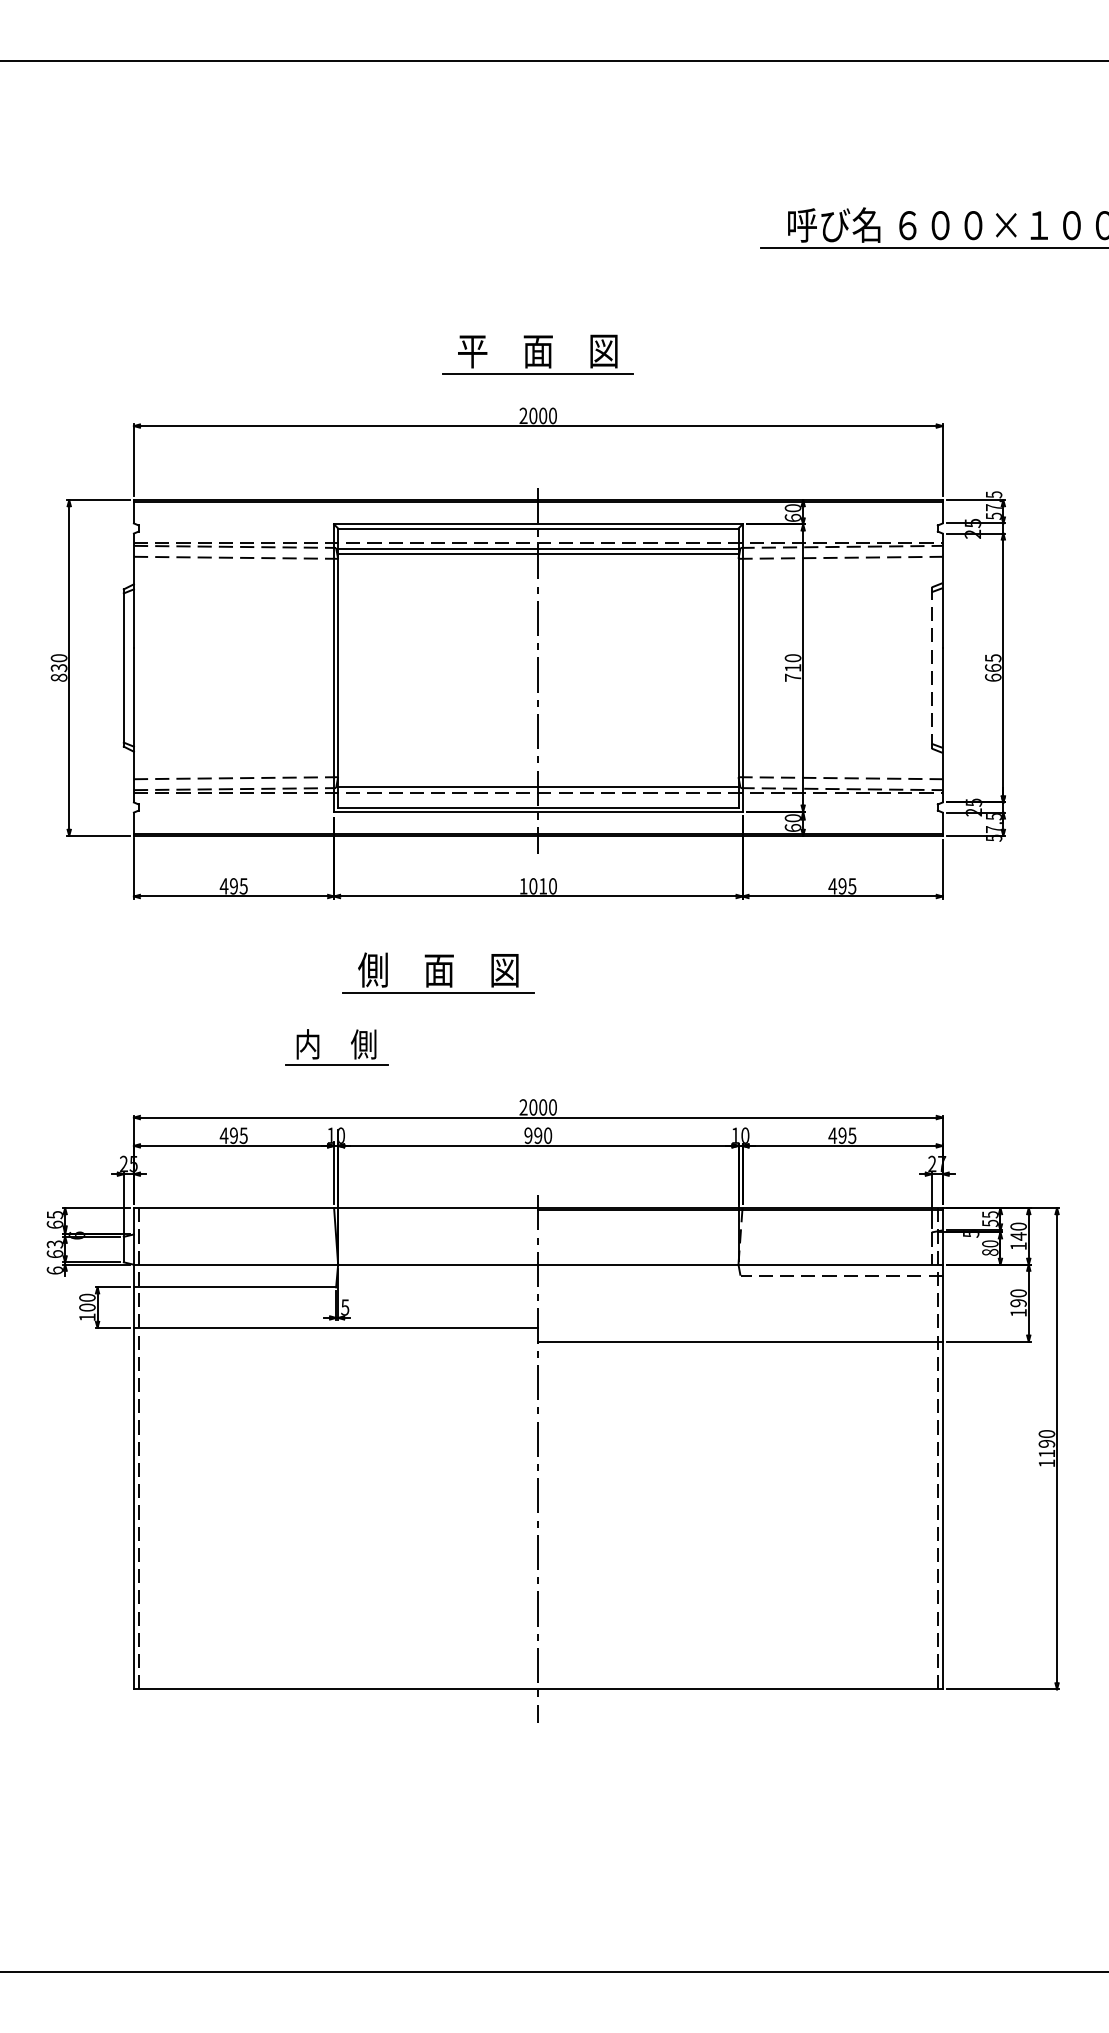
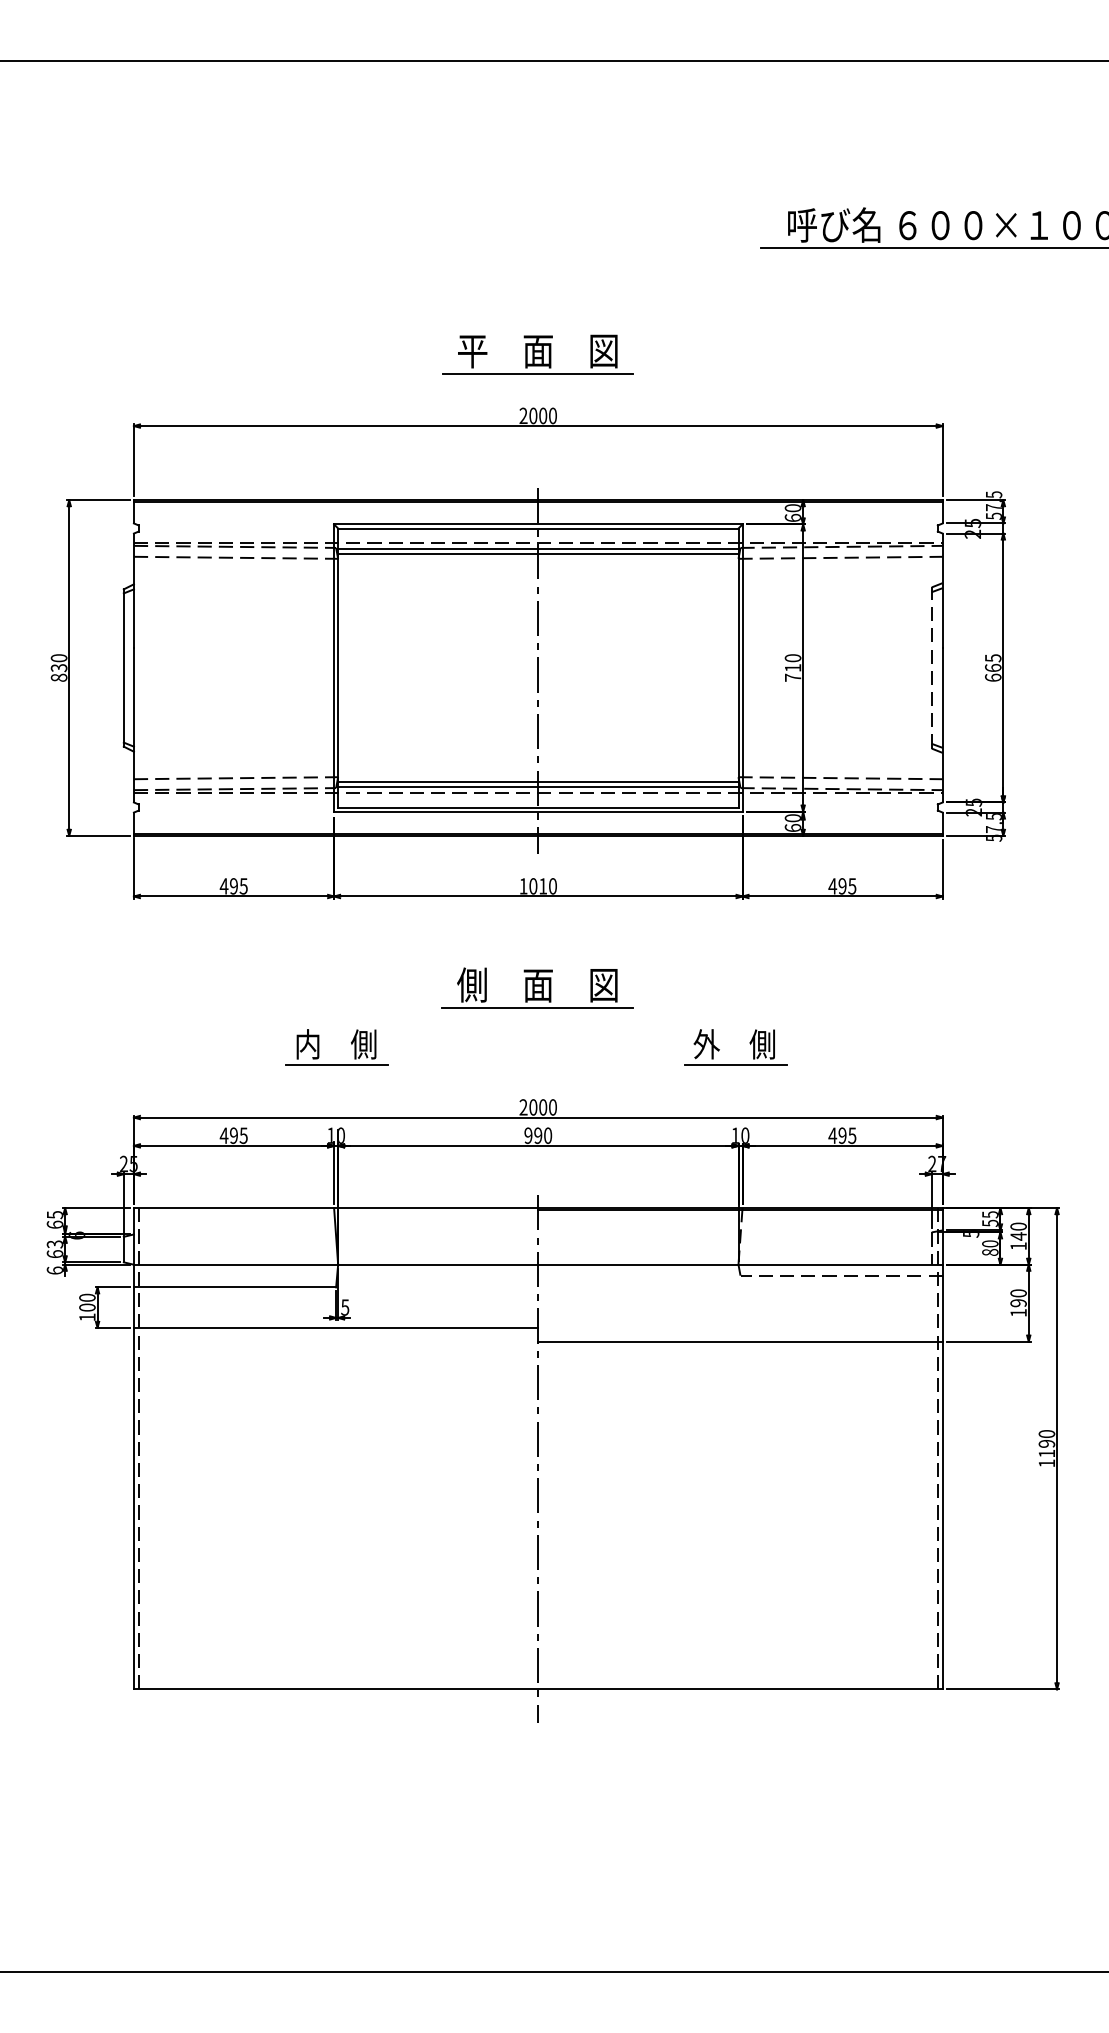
line: none -> present (538, 782)
part position: (438, 972) -> (537, 987) (537, 987)
part: none -> present (749, 1043)
